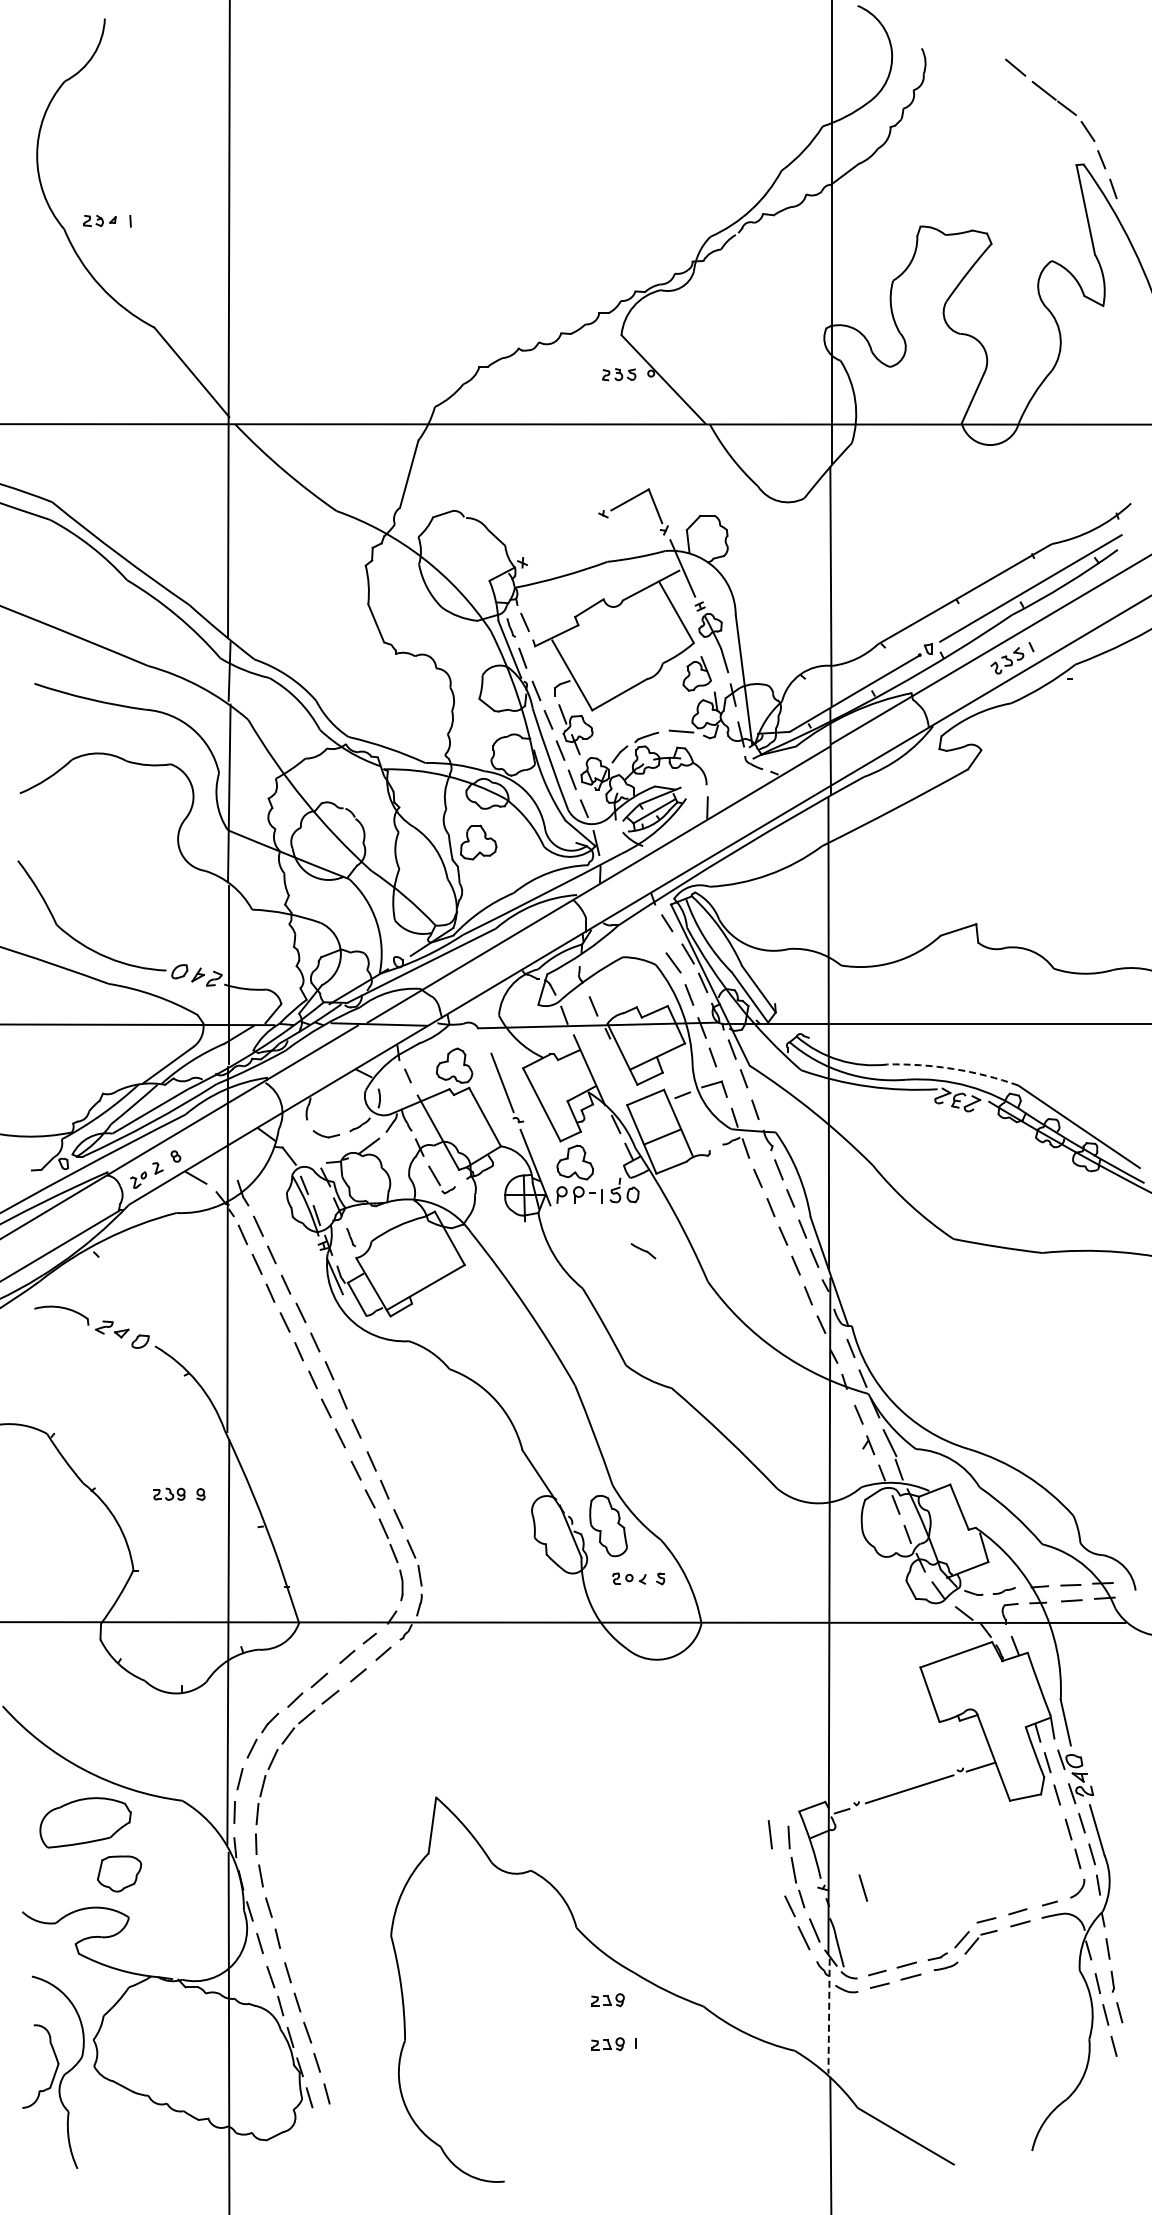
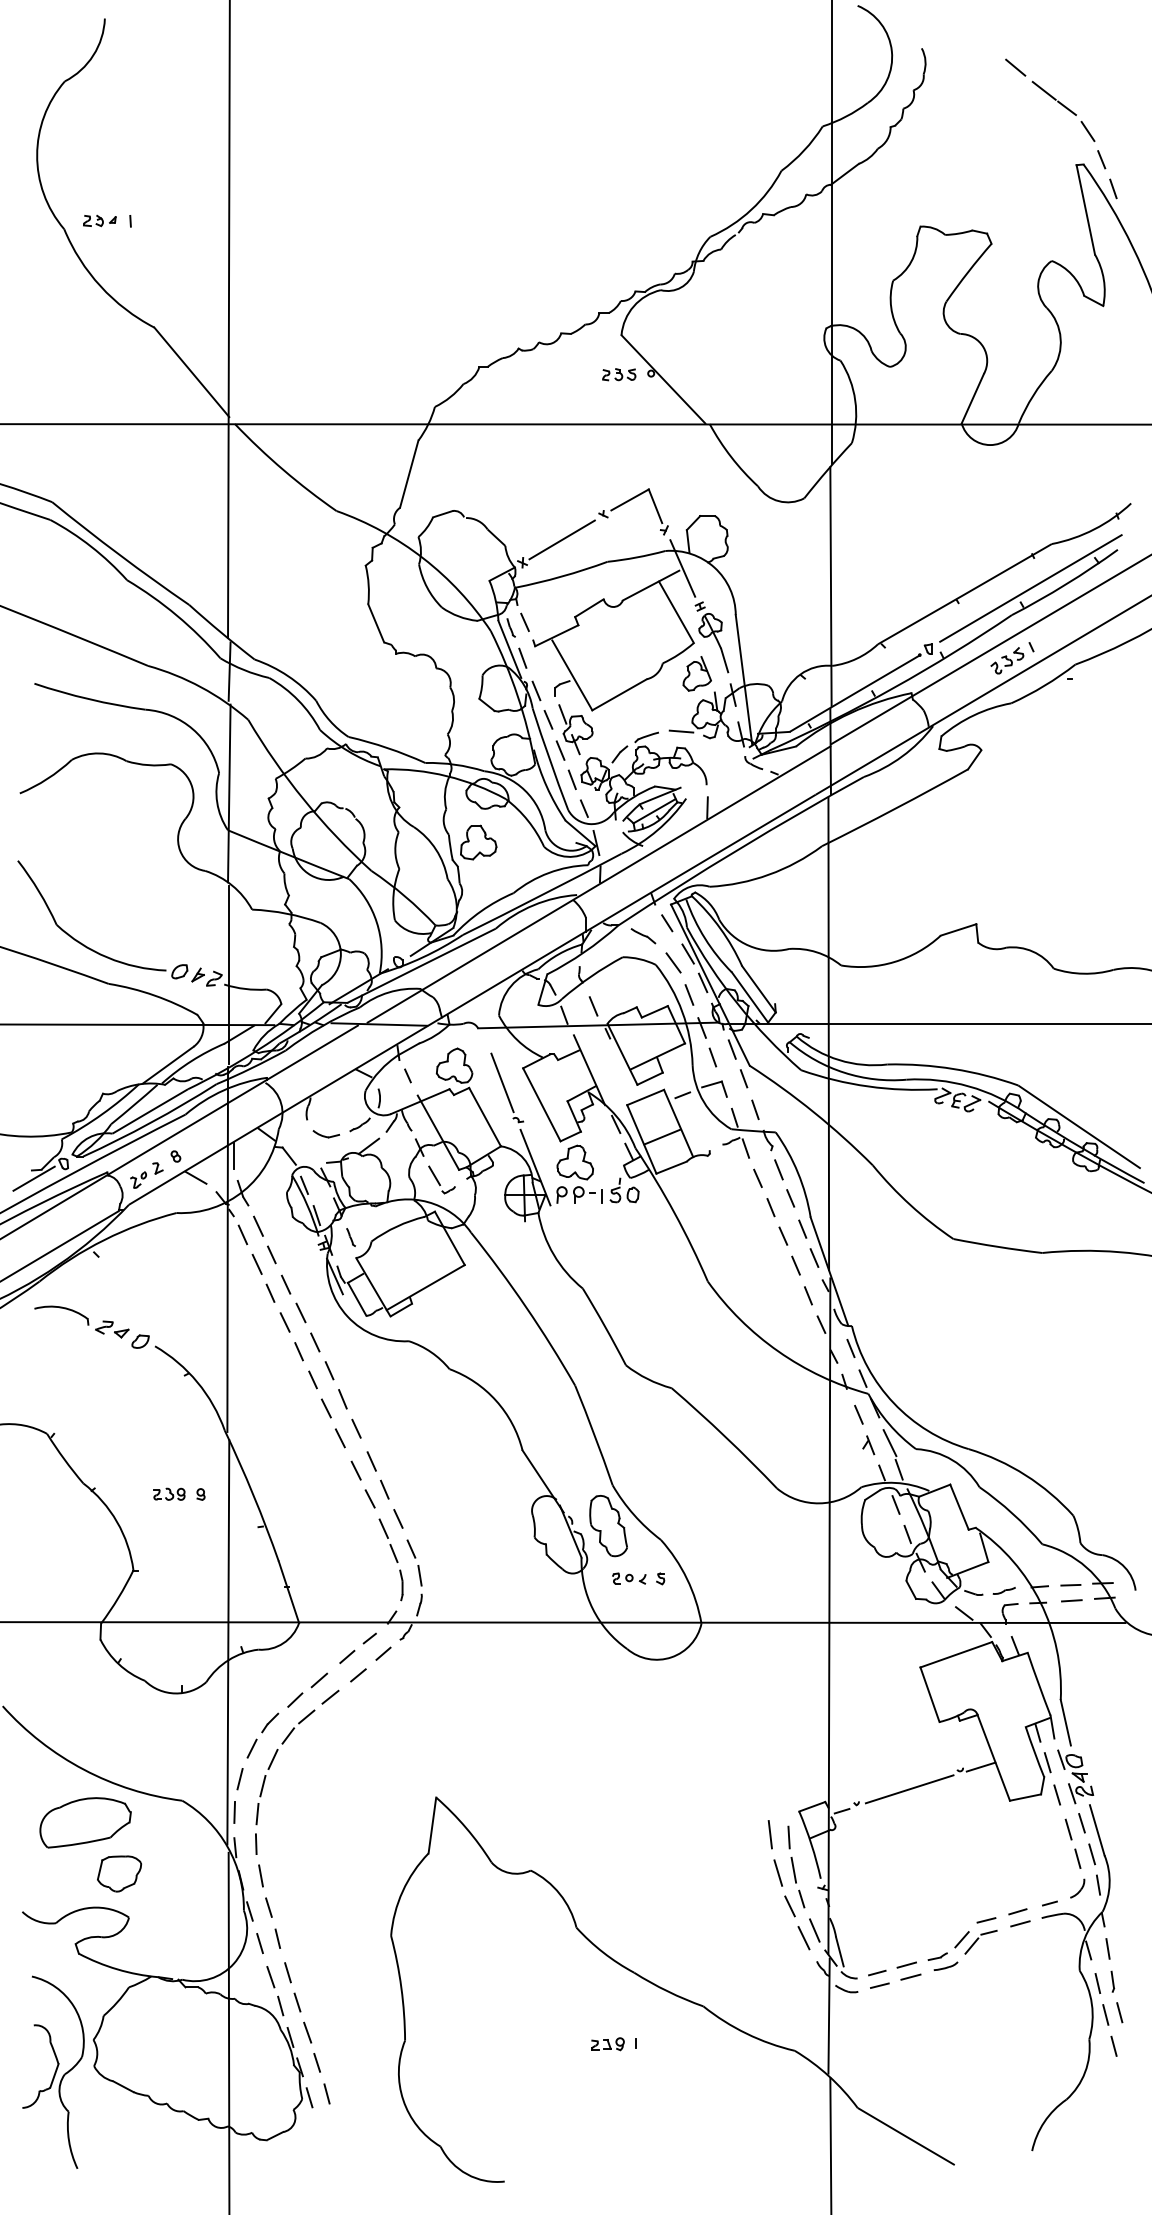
line: none -> present (561, 539)
arc: dashed -> solid (953, 1069)
line: none -> present (234, 1155)
line: none -> present (33, 1178)
part position: (643, 1251) -> (643, 936) (643, 936)
line position: (863, 1887) -> (778, 1872) (778, 1872)
part: present -> none (607, 2000)
line: dashed -> solid (829, 2016)
